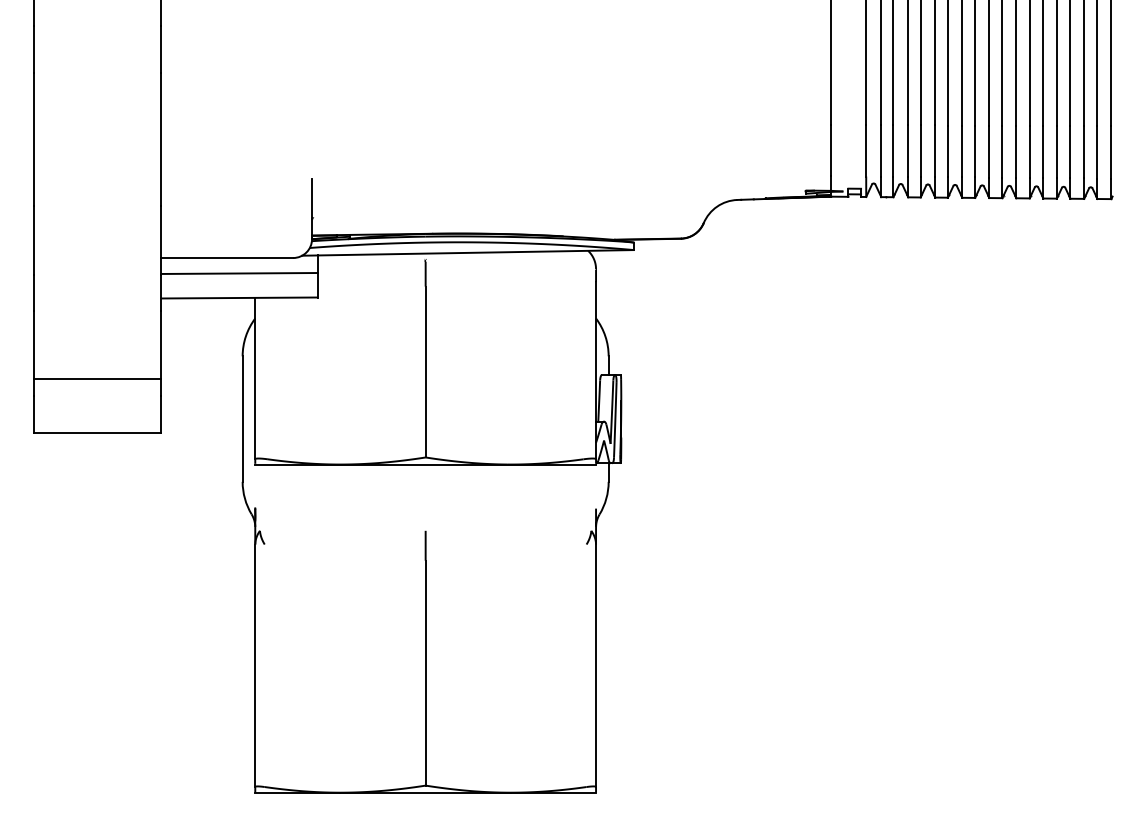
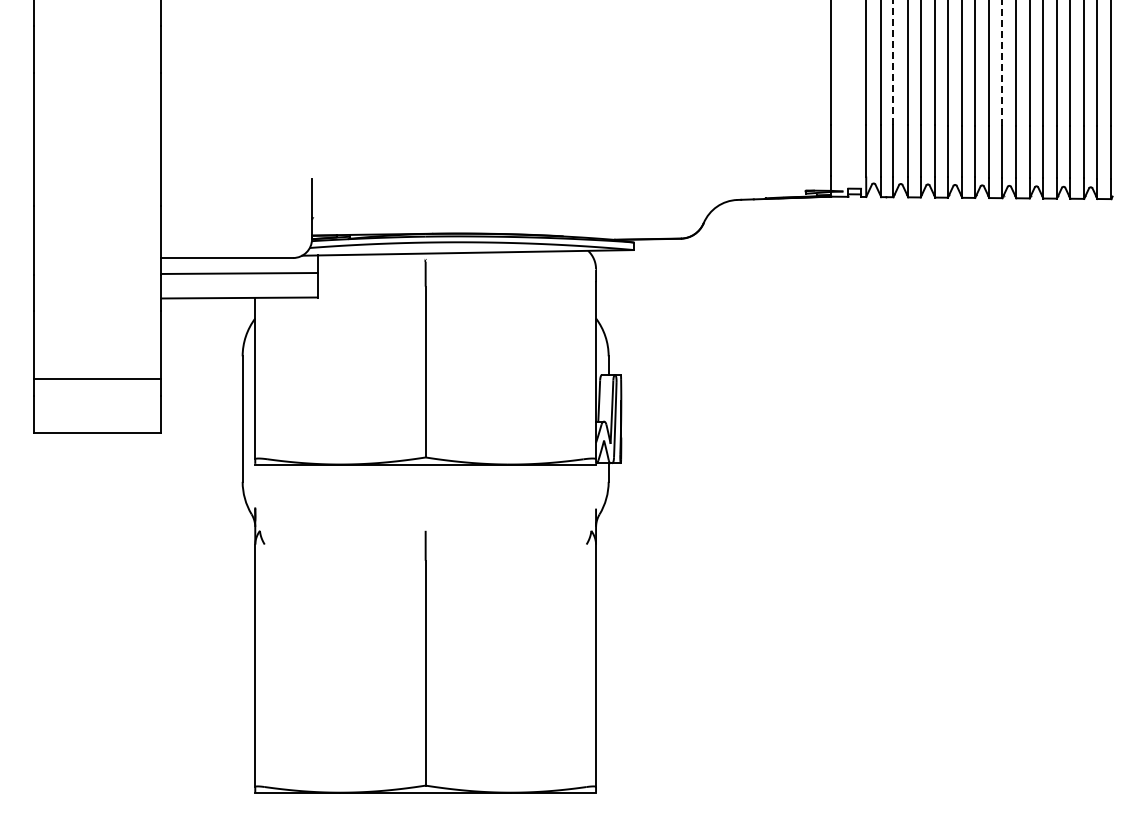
line: solid -> dashed (893, 62)
line: solid -> dashed (1002, 62)
